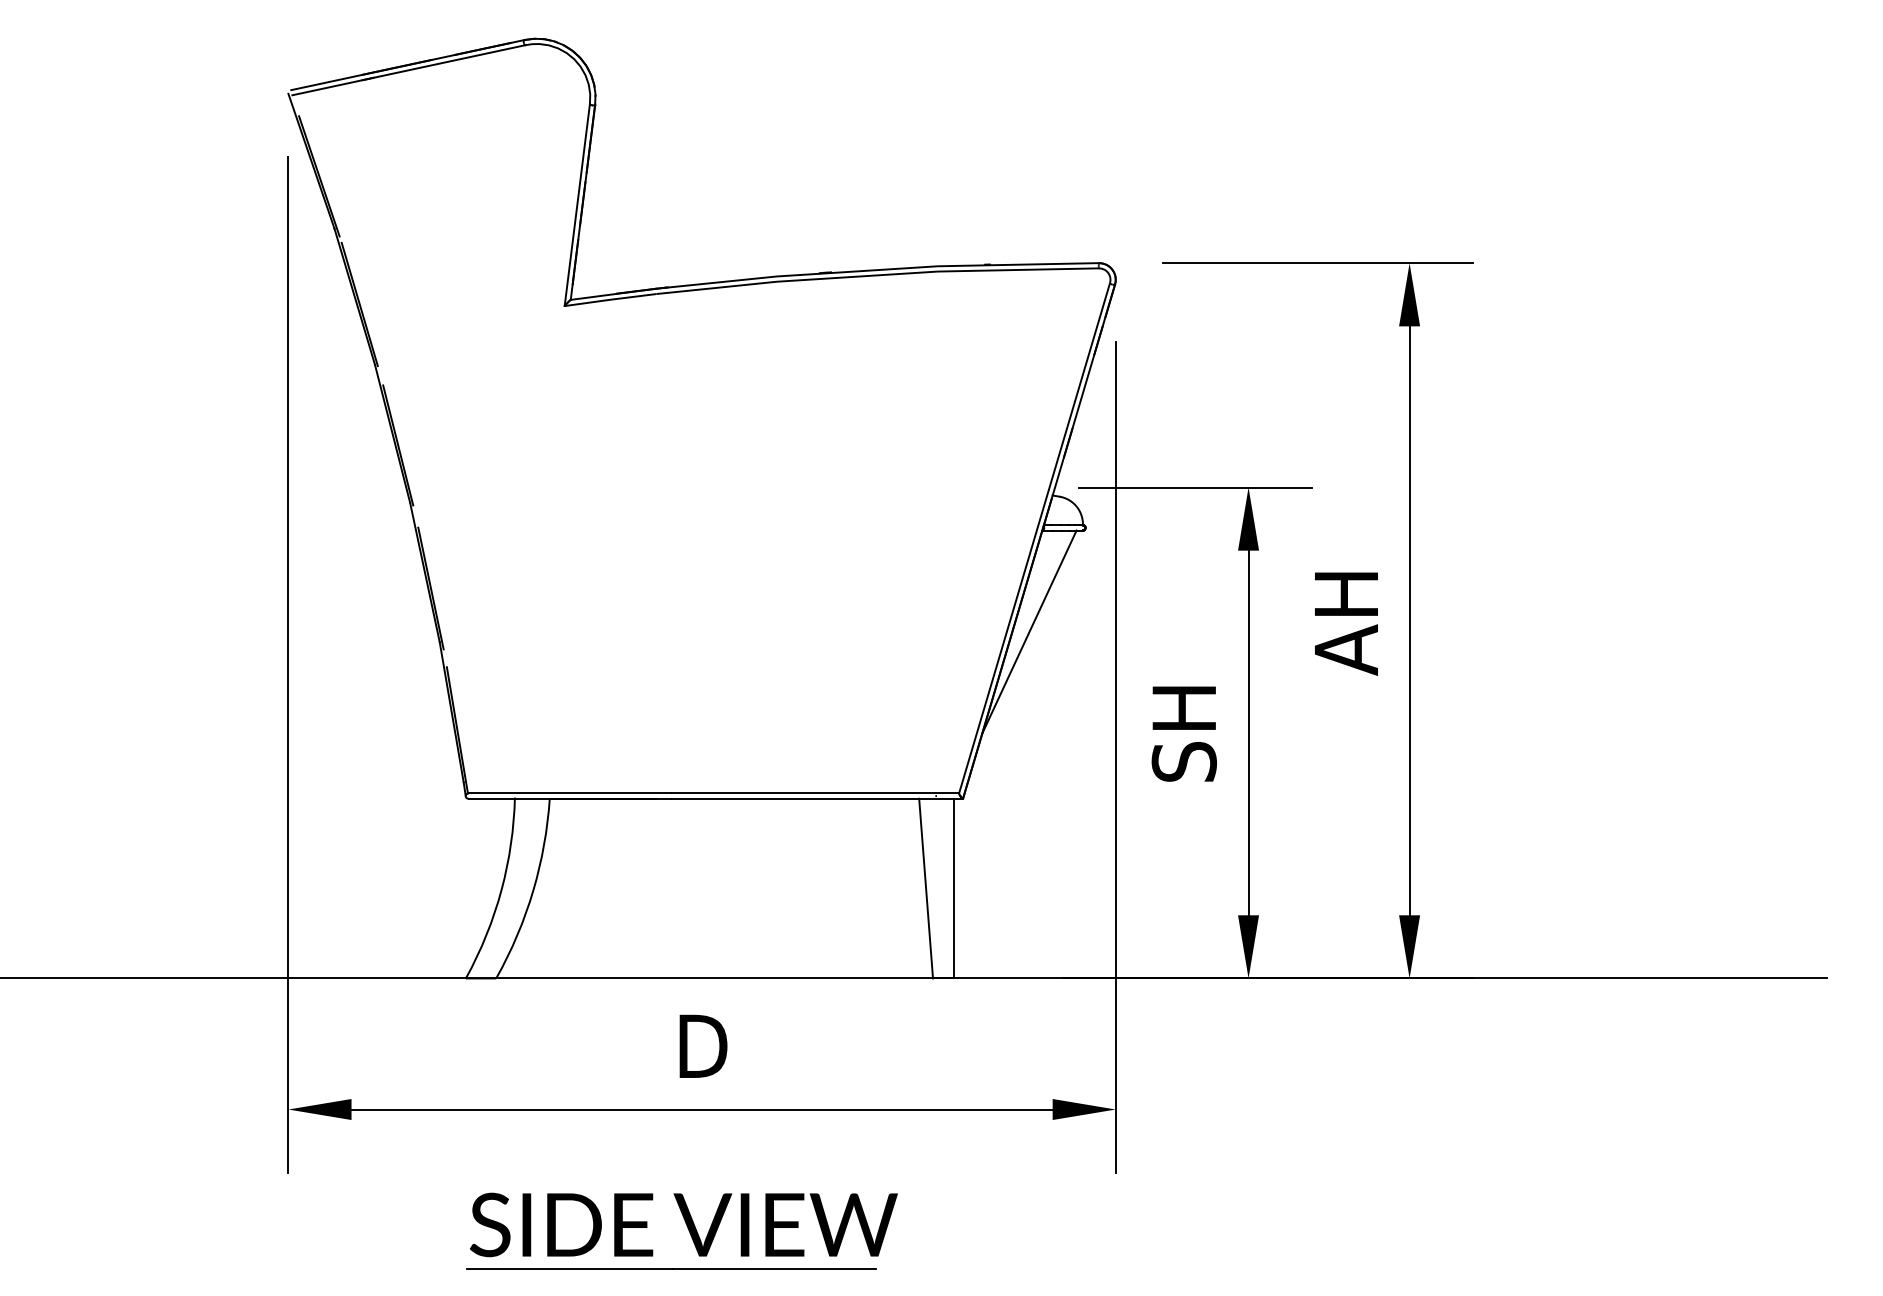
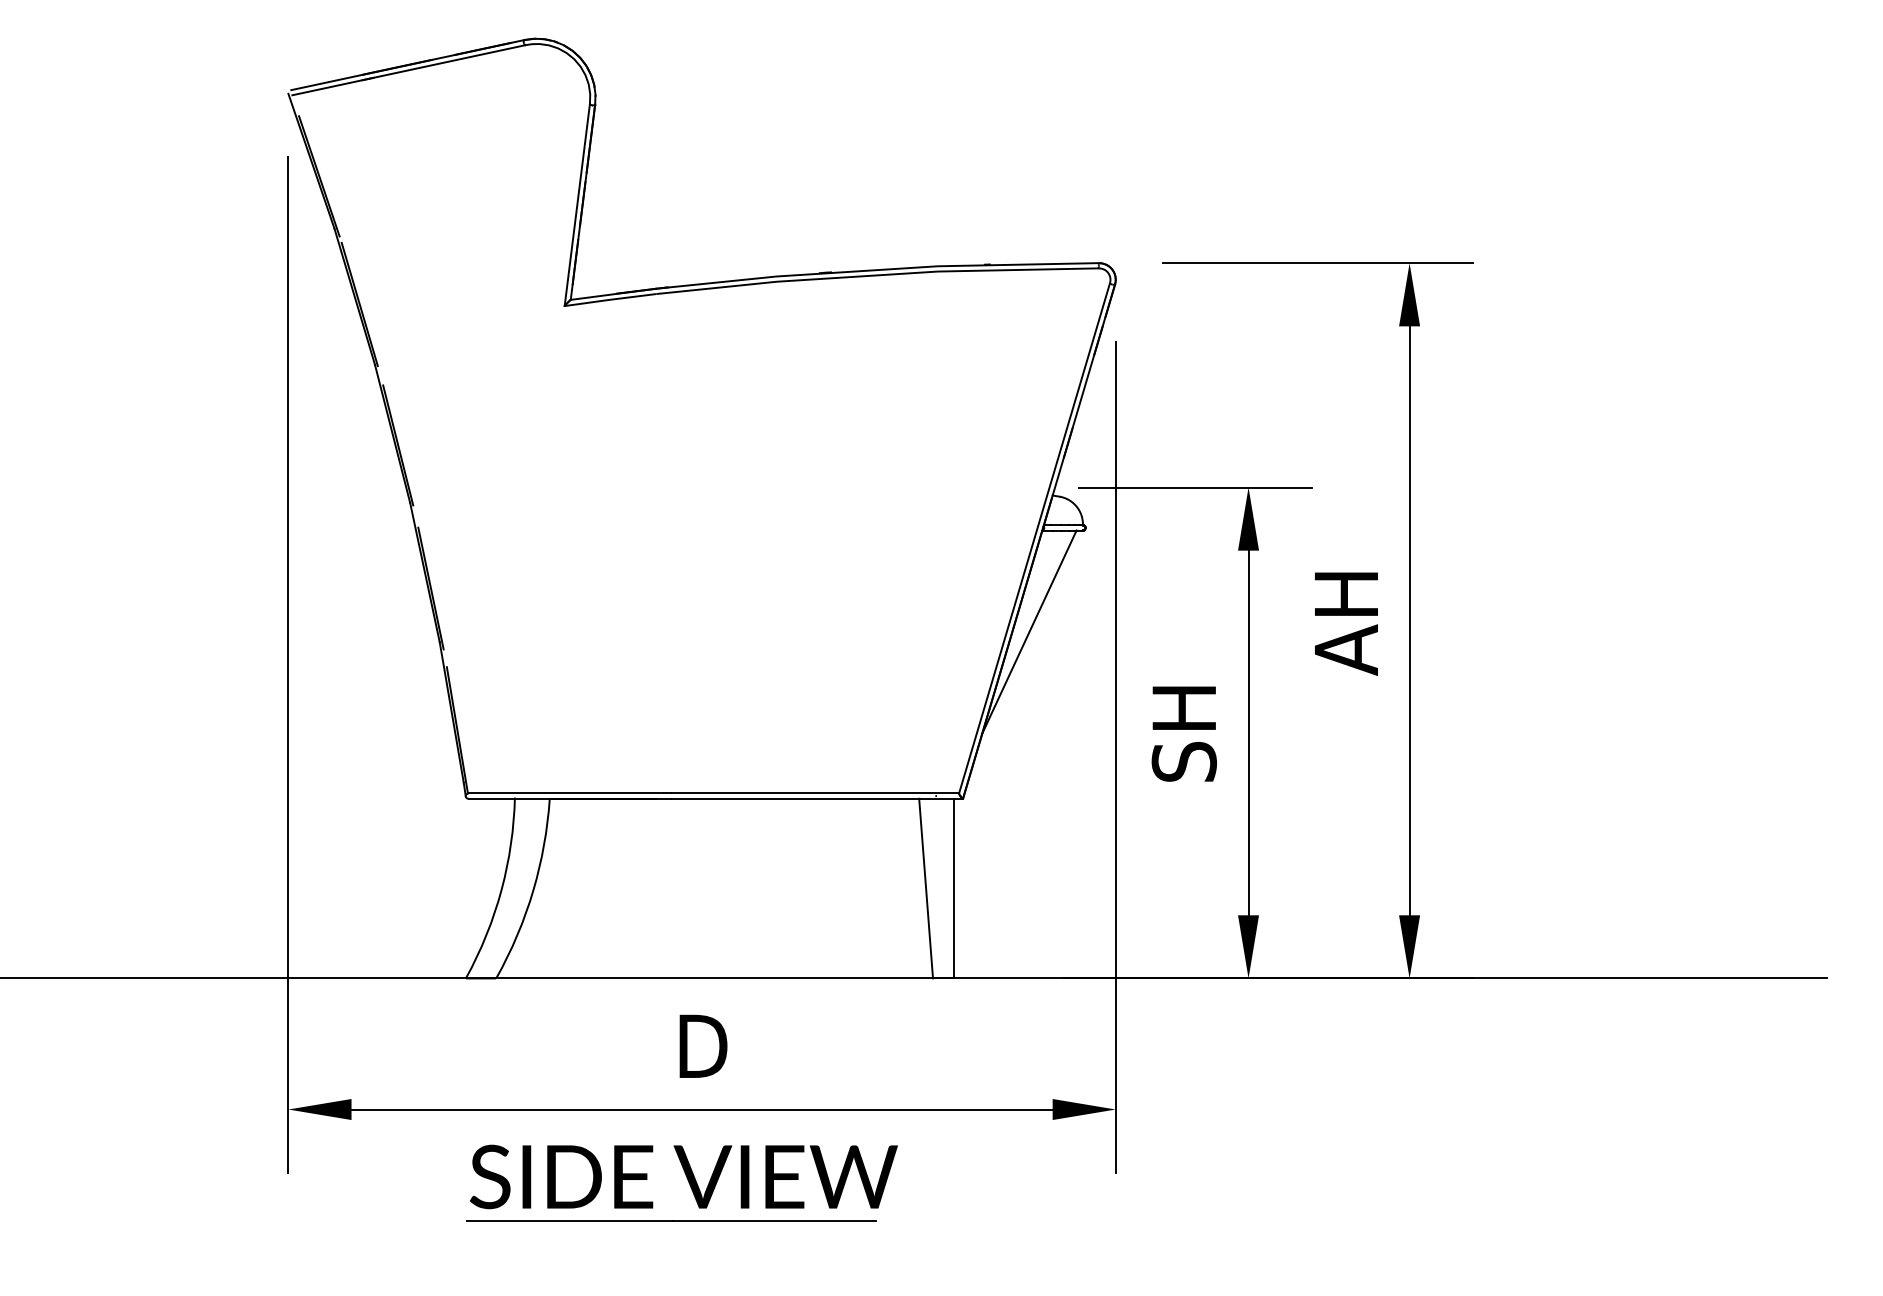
part position: (687, 1228) -> (687, 1180) (687, 1180)
